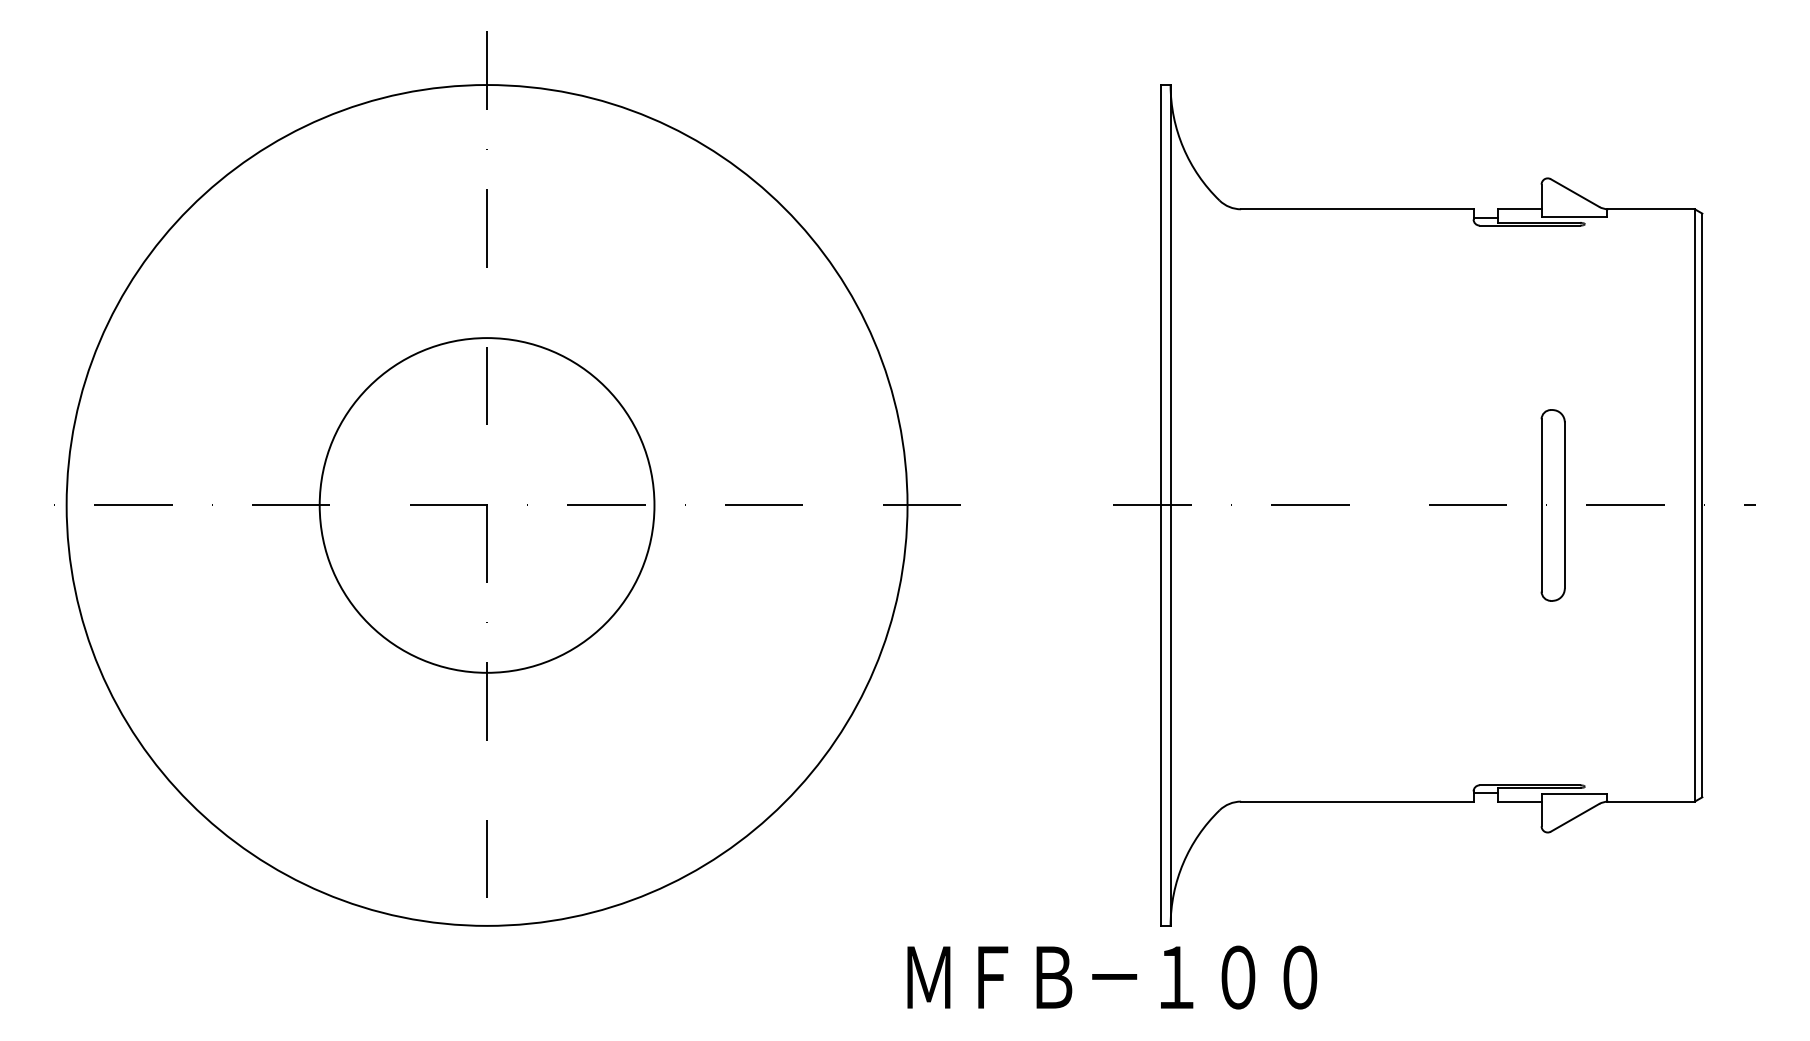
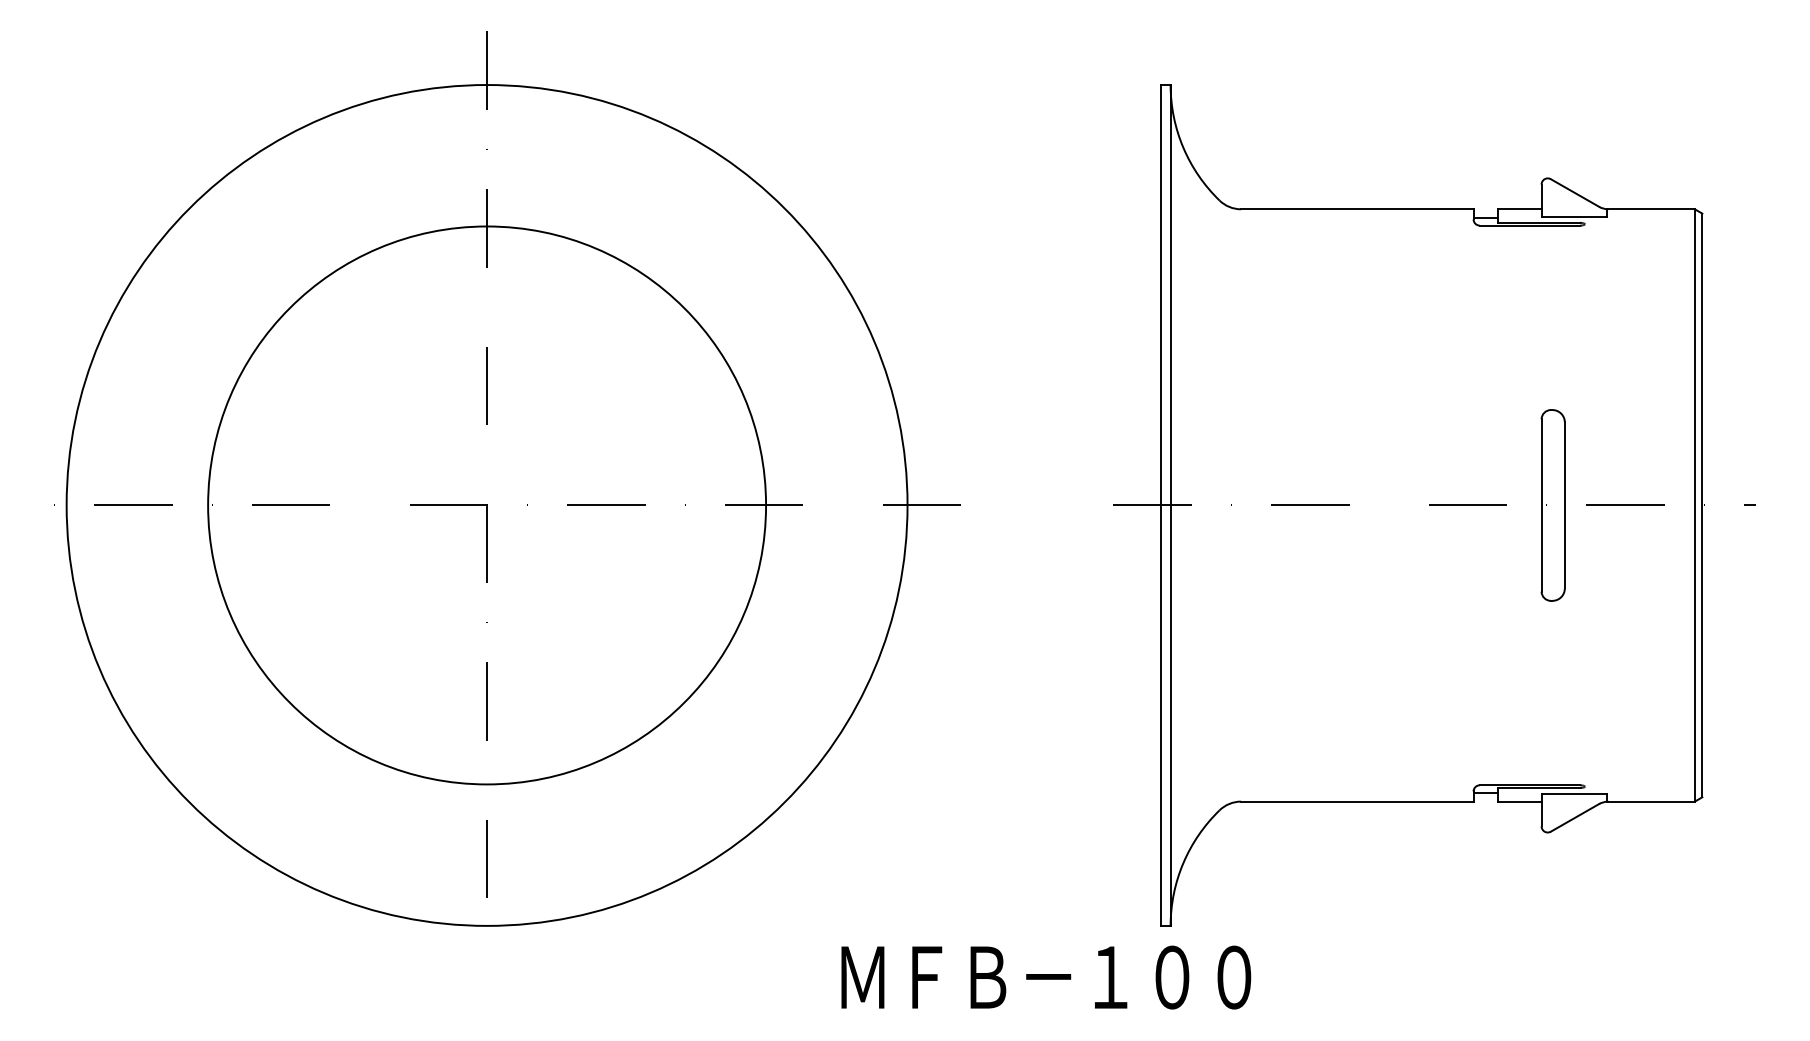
circle diameter: 335 px -> 558 px (487, 505)
text position: (1112, 977) -> (1046, 977) (1046, 977)
